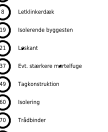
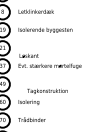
text position: (27, 47) -> (28, 55) (28, 55)
text position: (38, 83) -> (47, 90) (47, 90)
